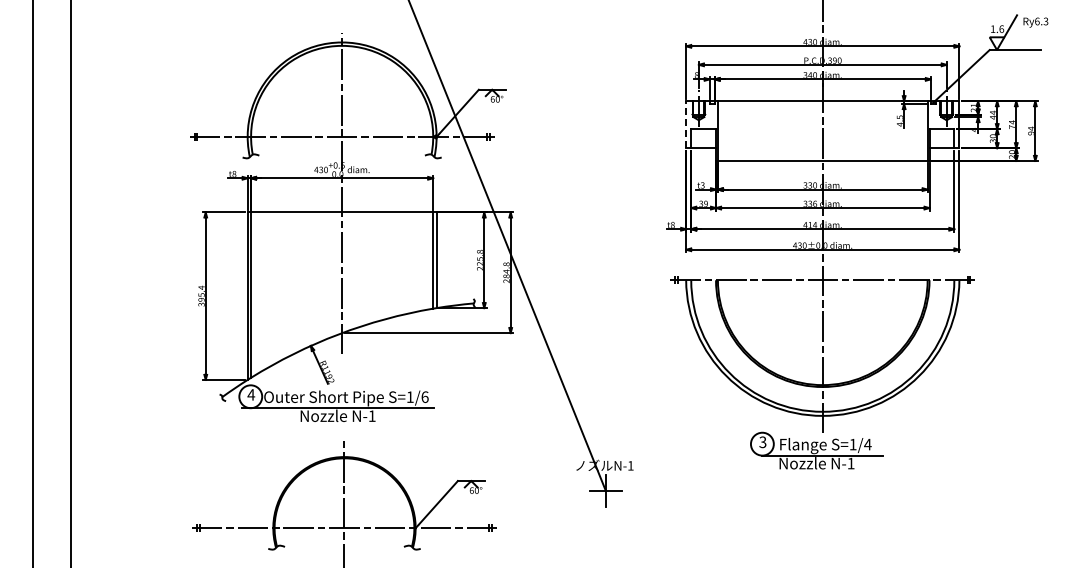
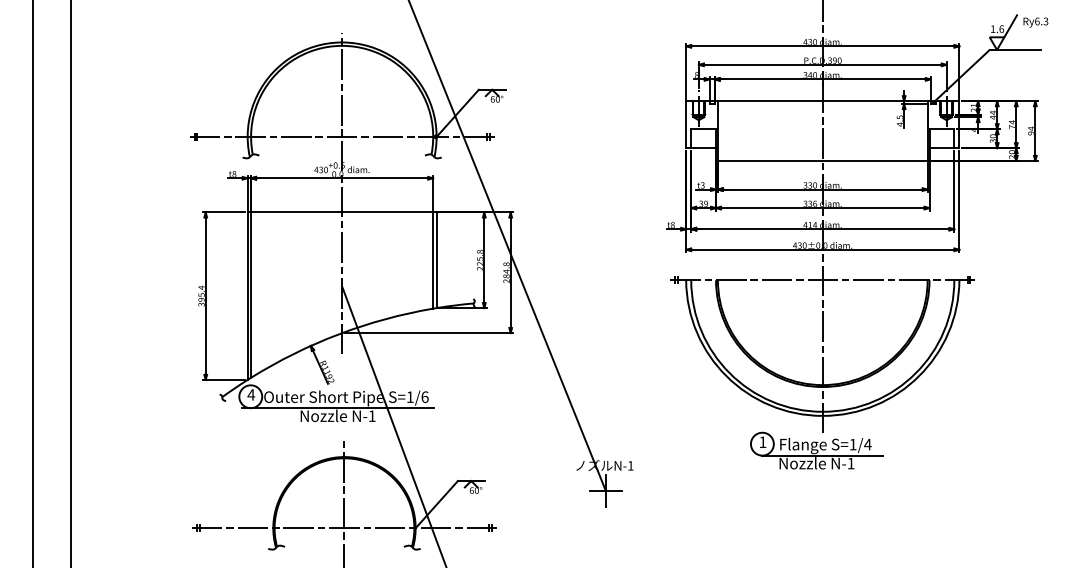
line: dashed -> solid (686, 124)
line: none -> present (393, 425)
text: 3 -> 1 (762, 442)
